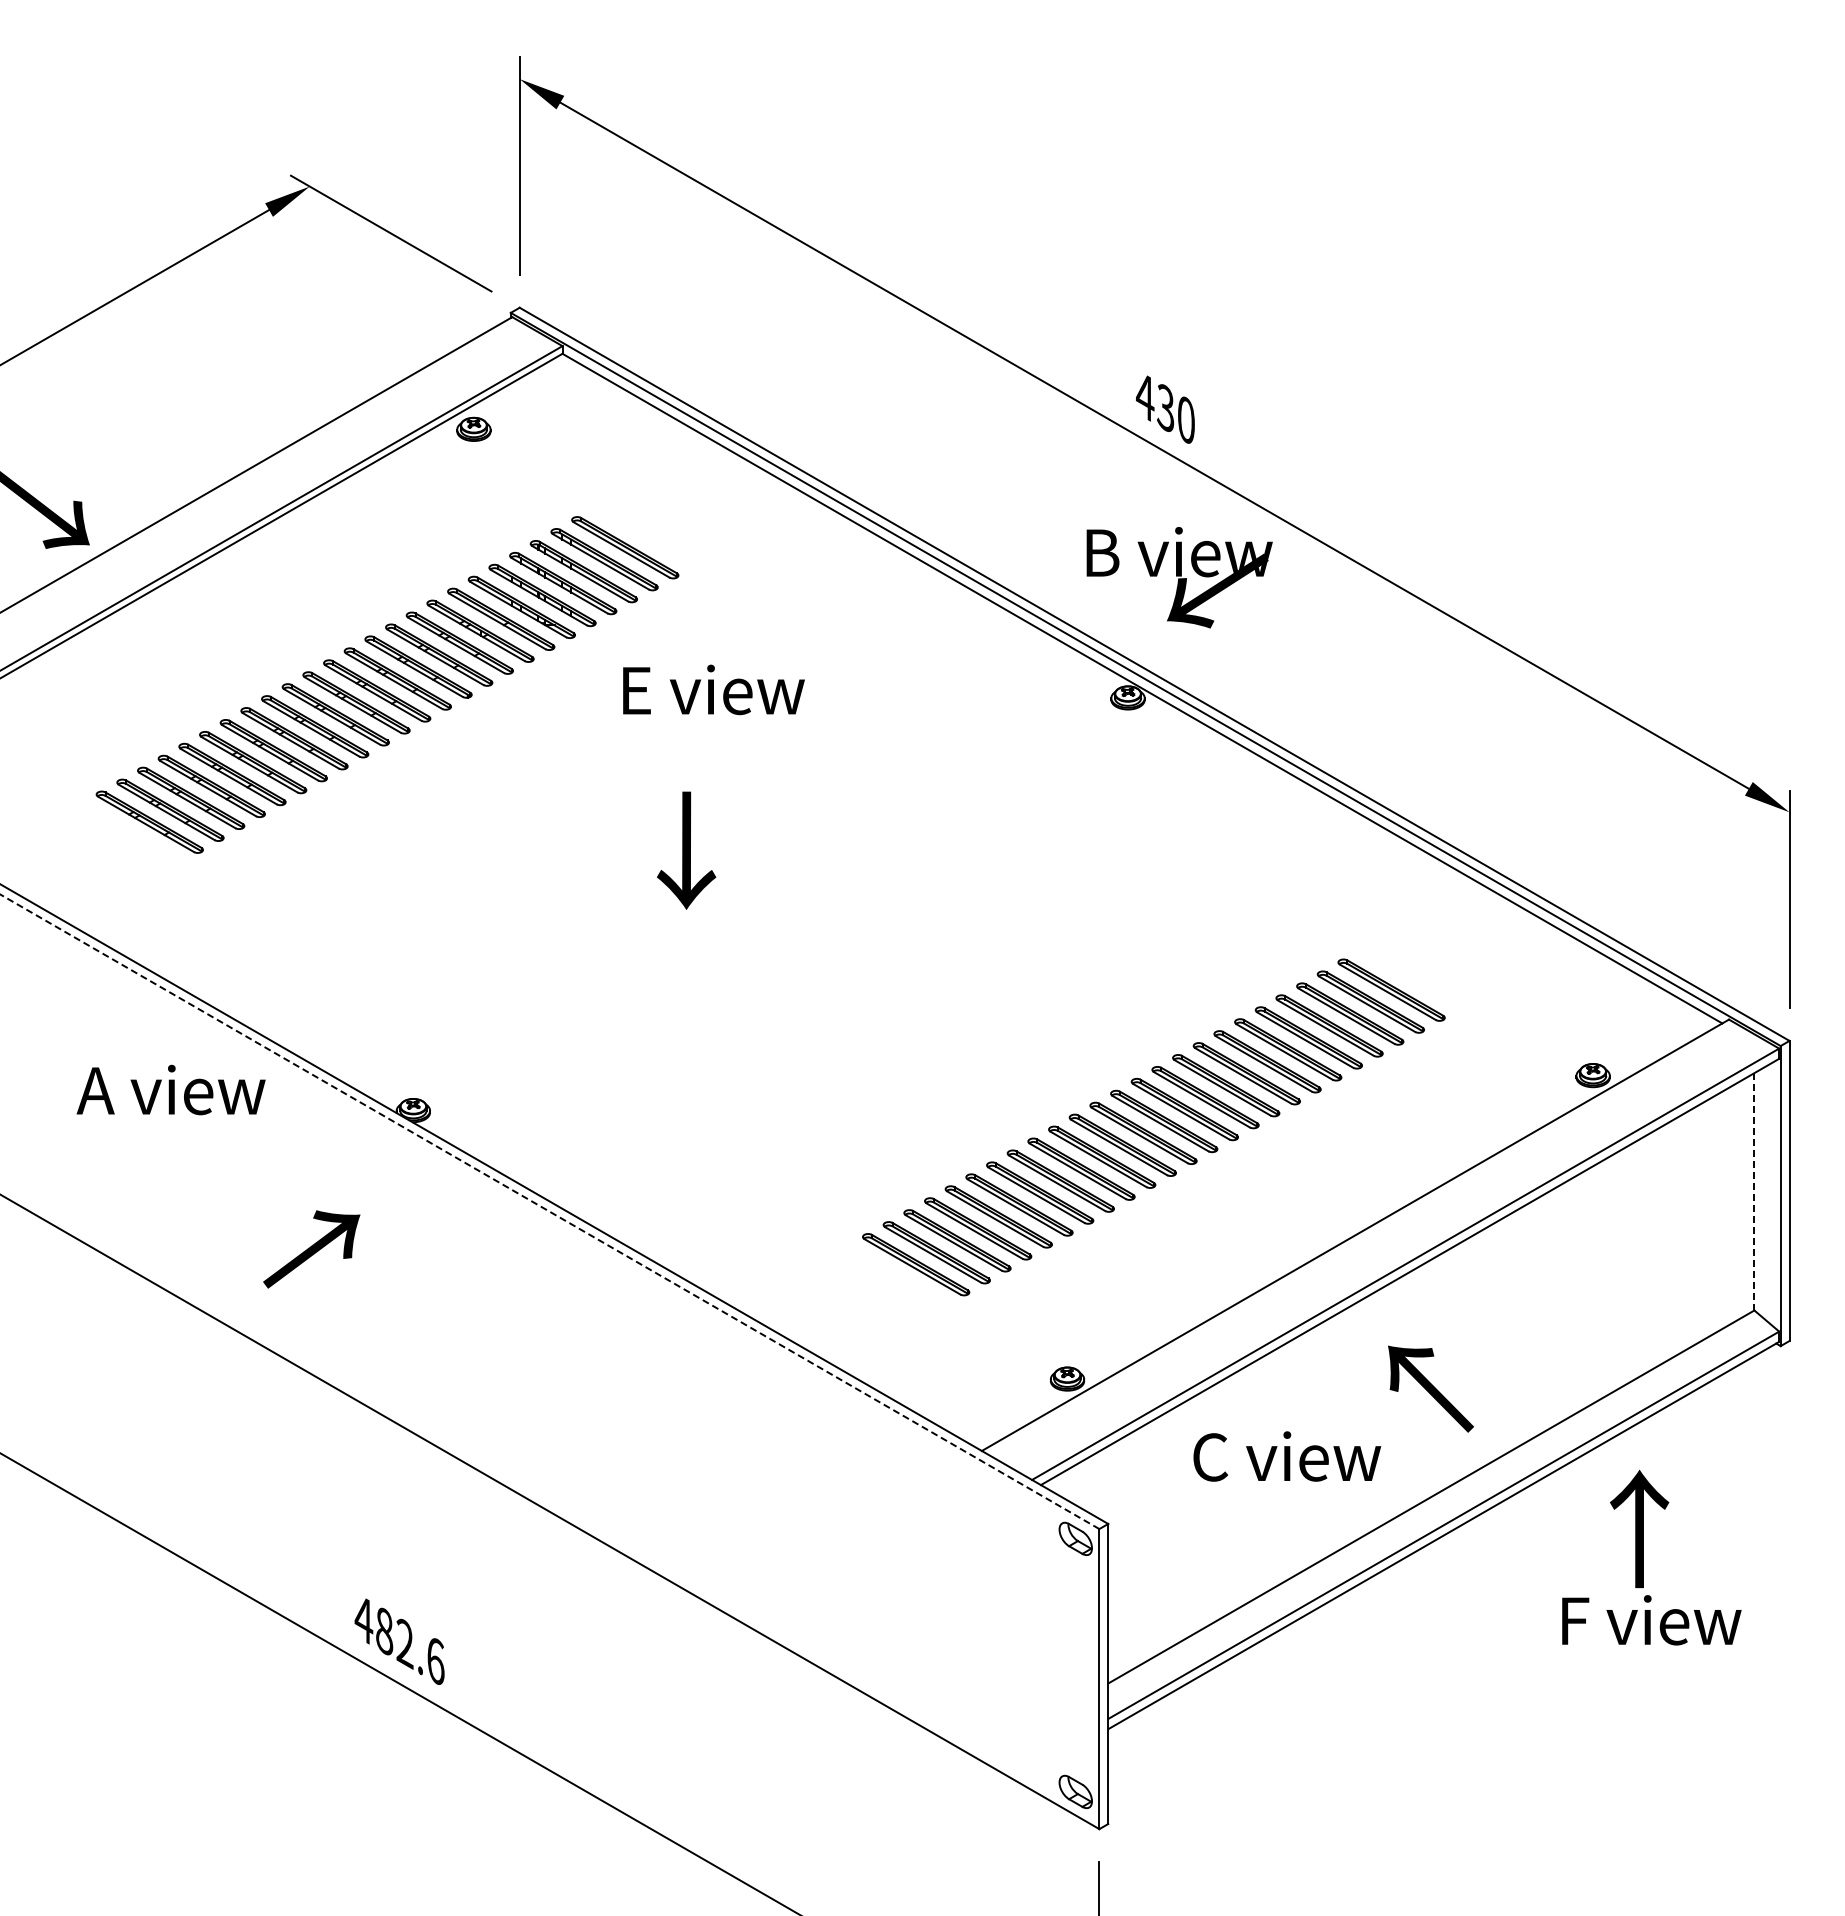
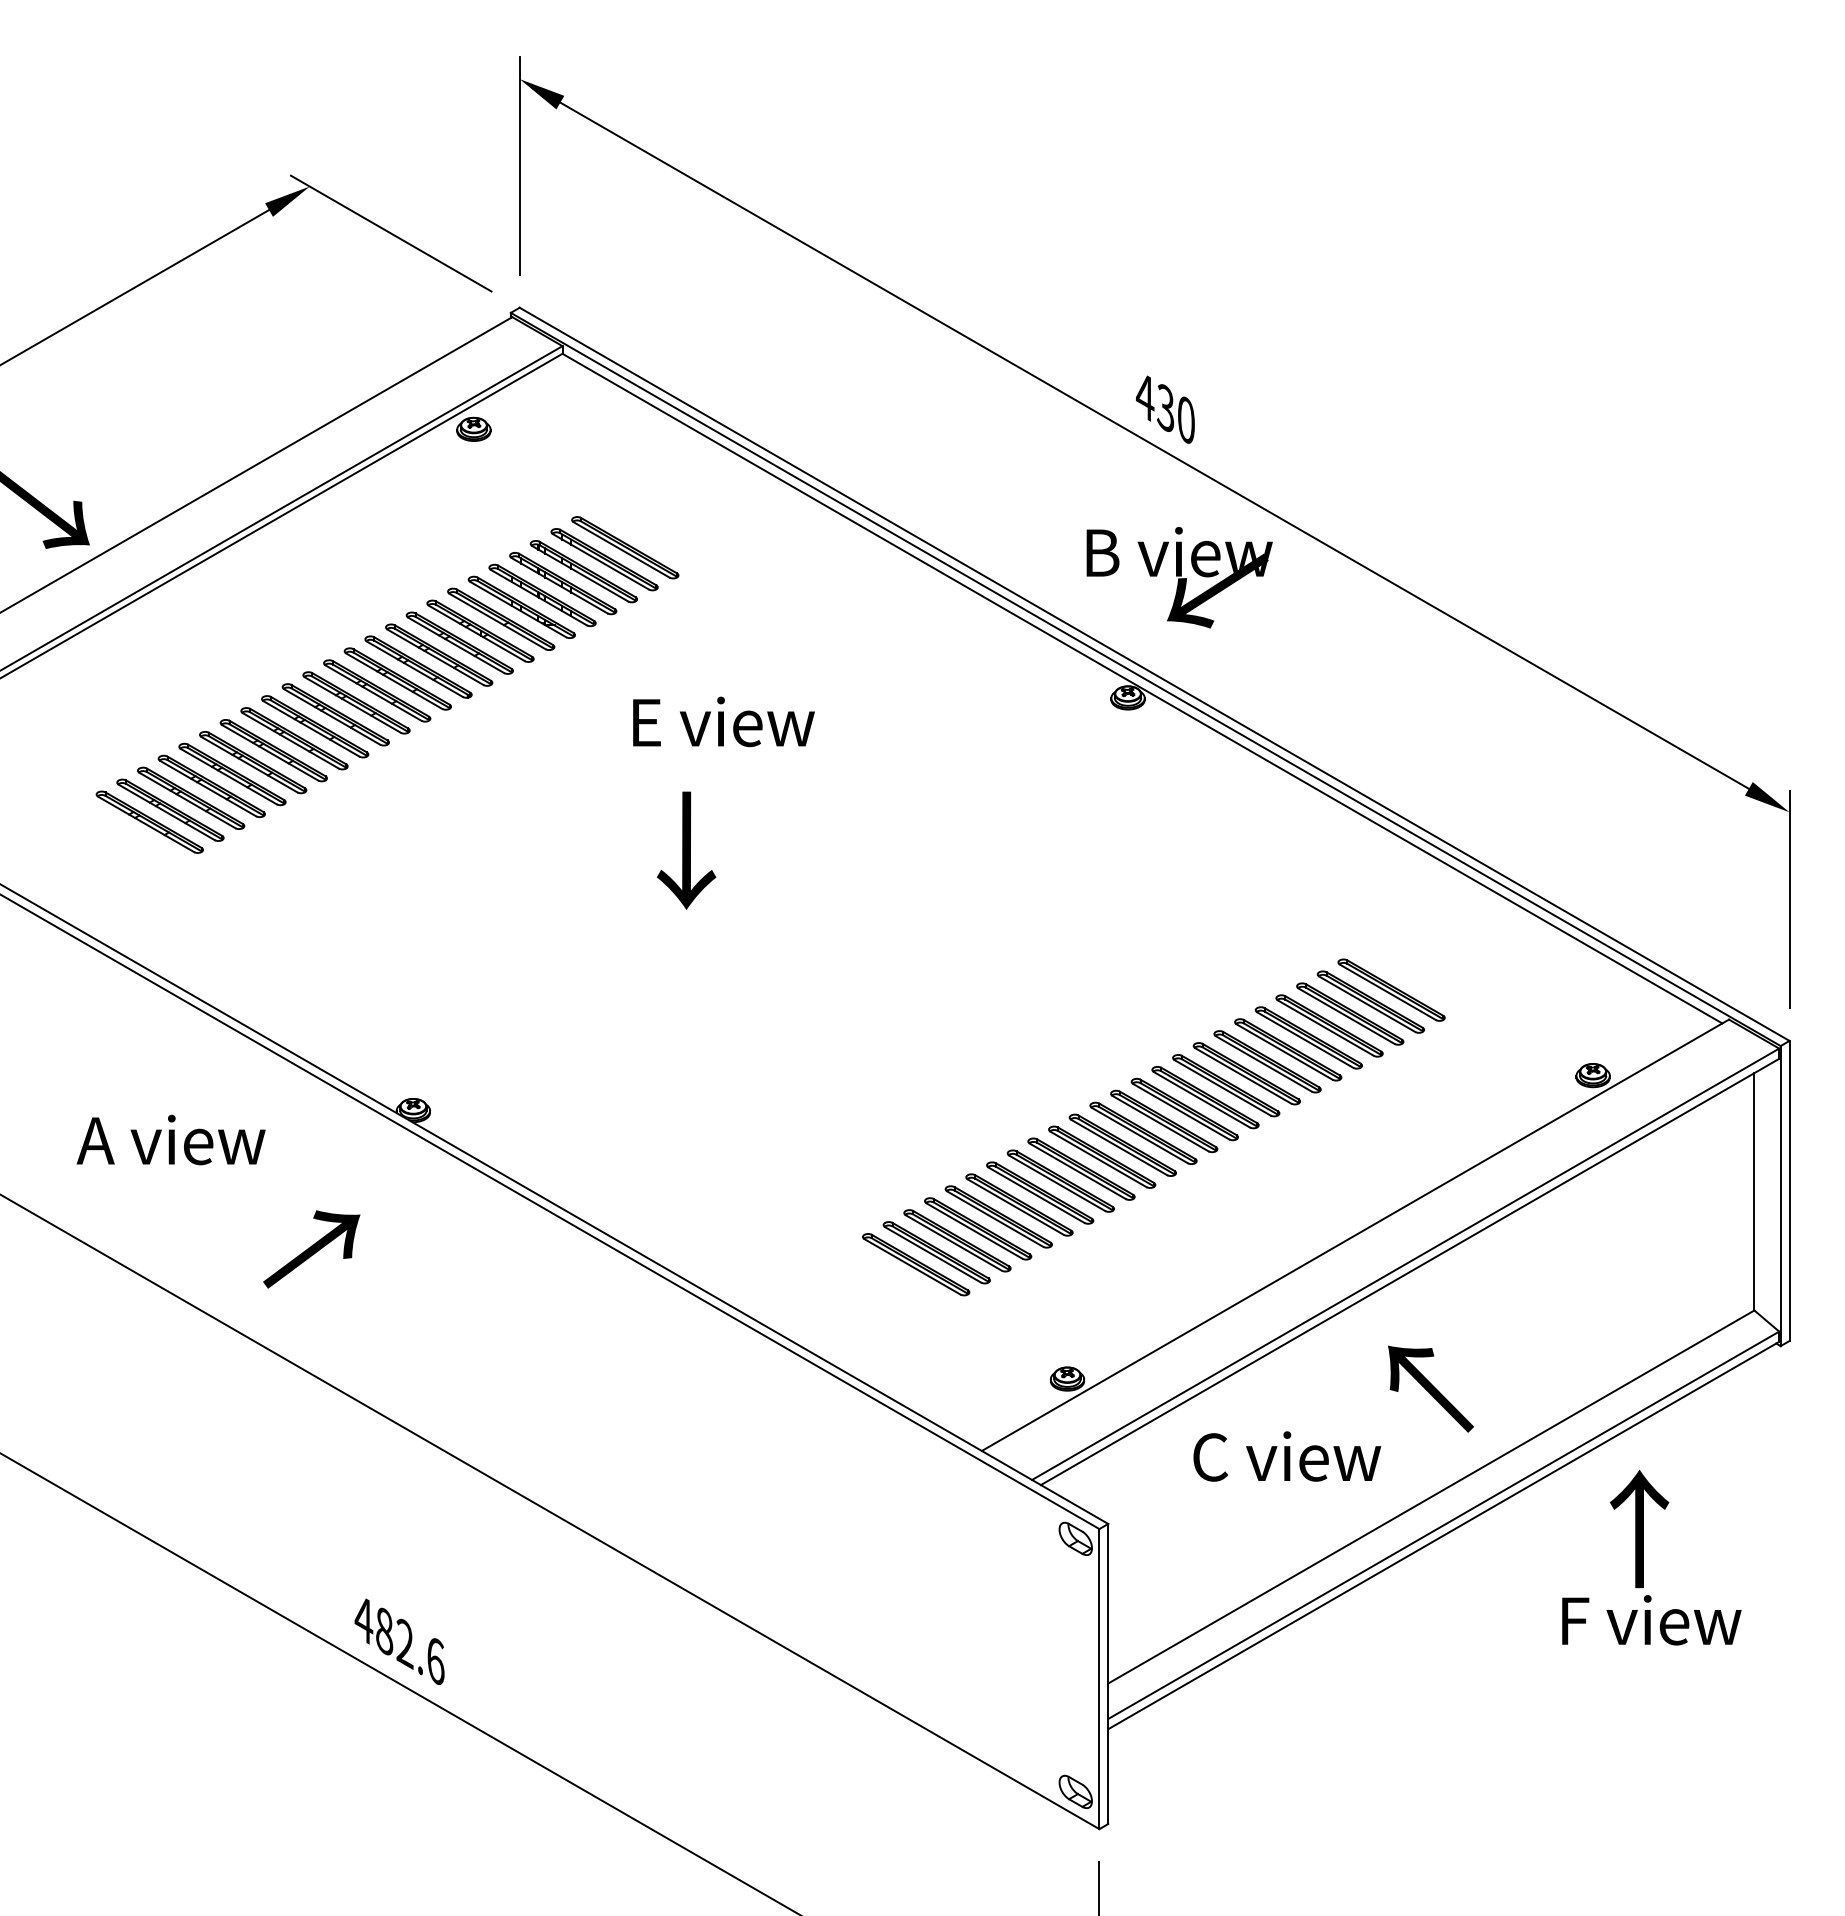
text position: (713, 689) -> (723, 721) (723, 721)
text position: (170, 1089) -> (170, 1139) (170, 1139)
line: dashed -> solid (1754, 1191)
line: dashed -> solid (549, 1211)
